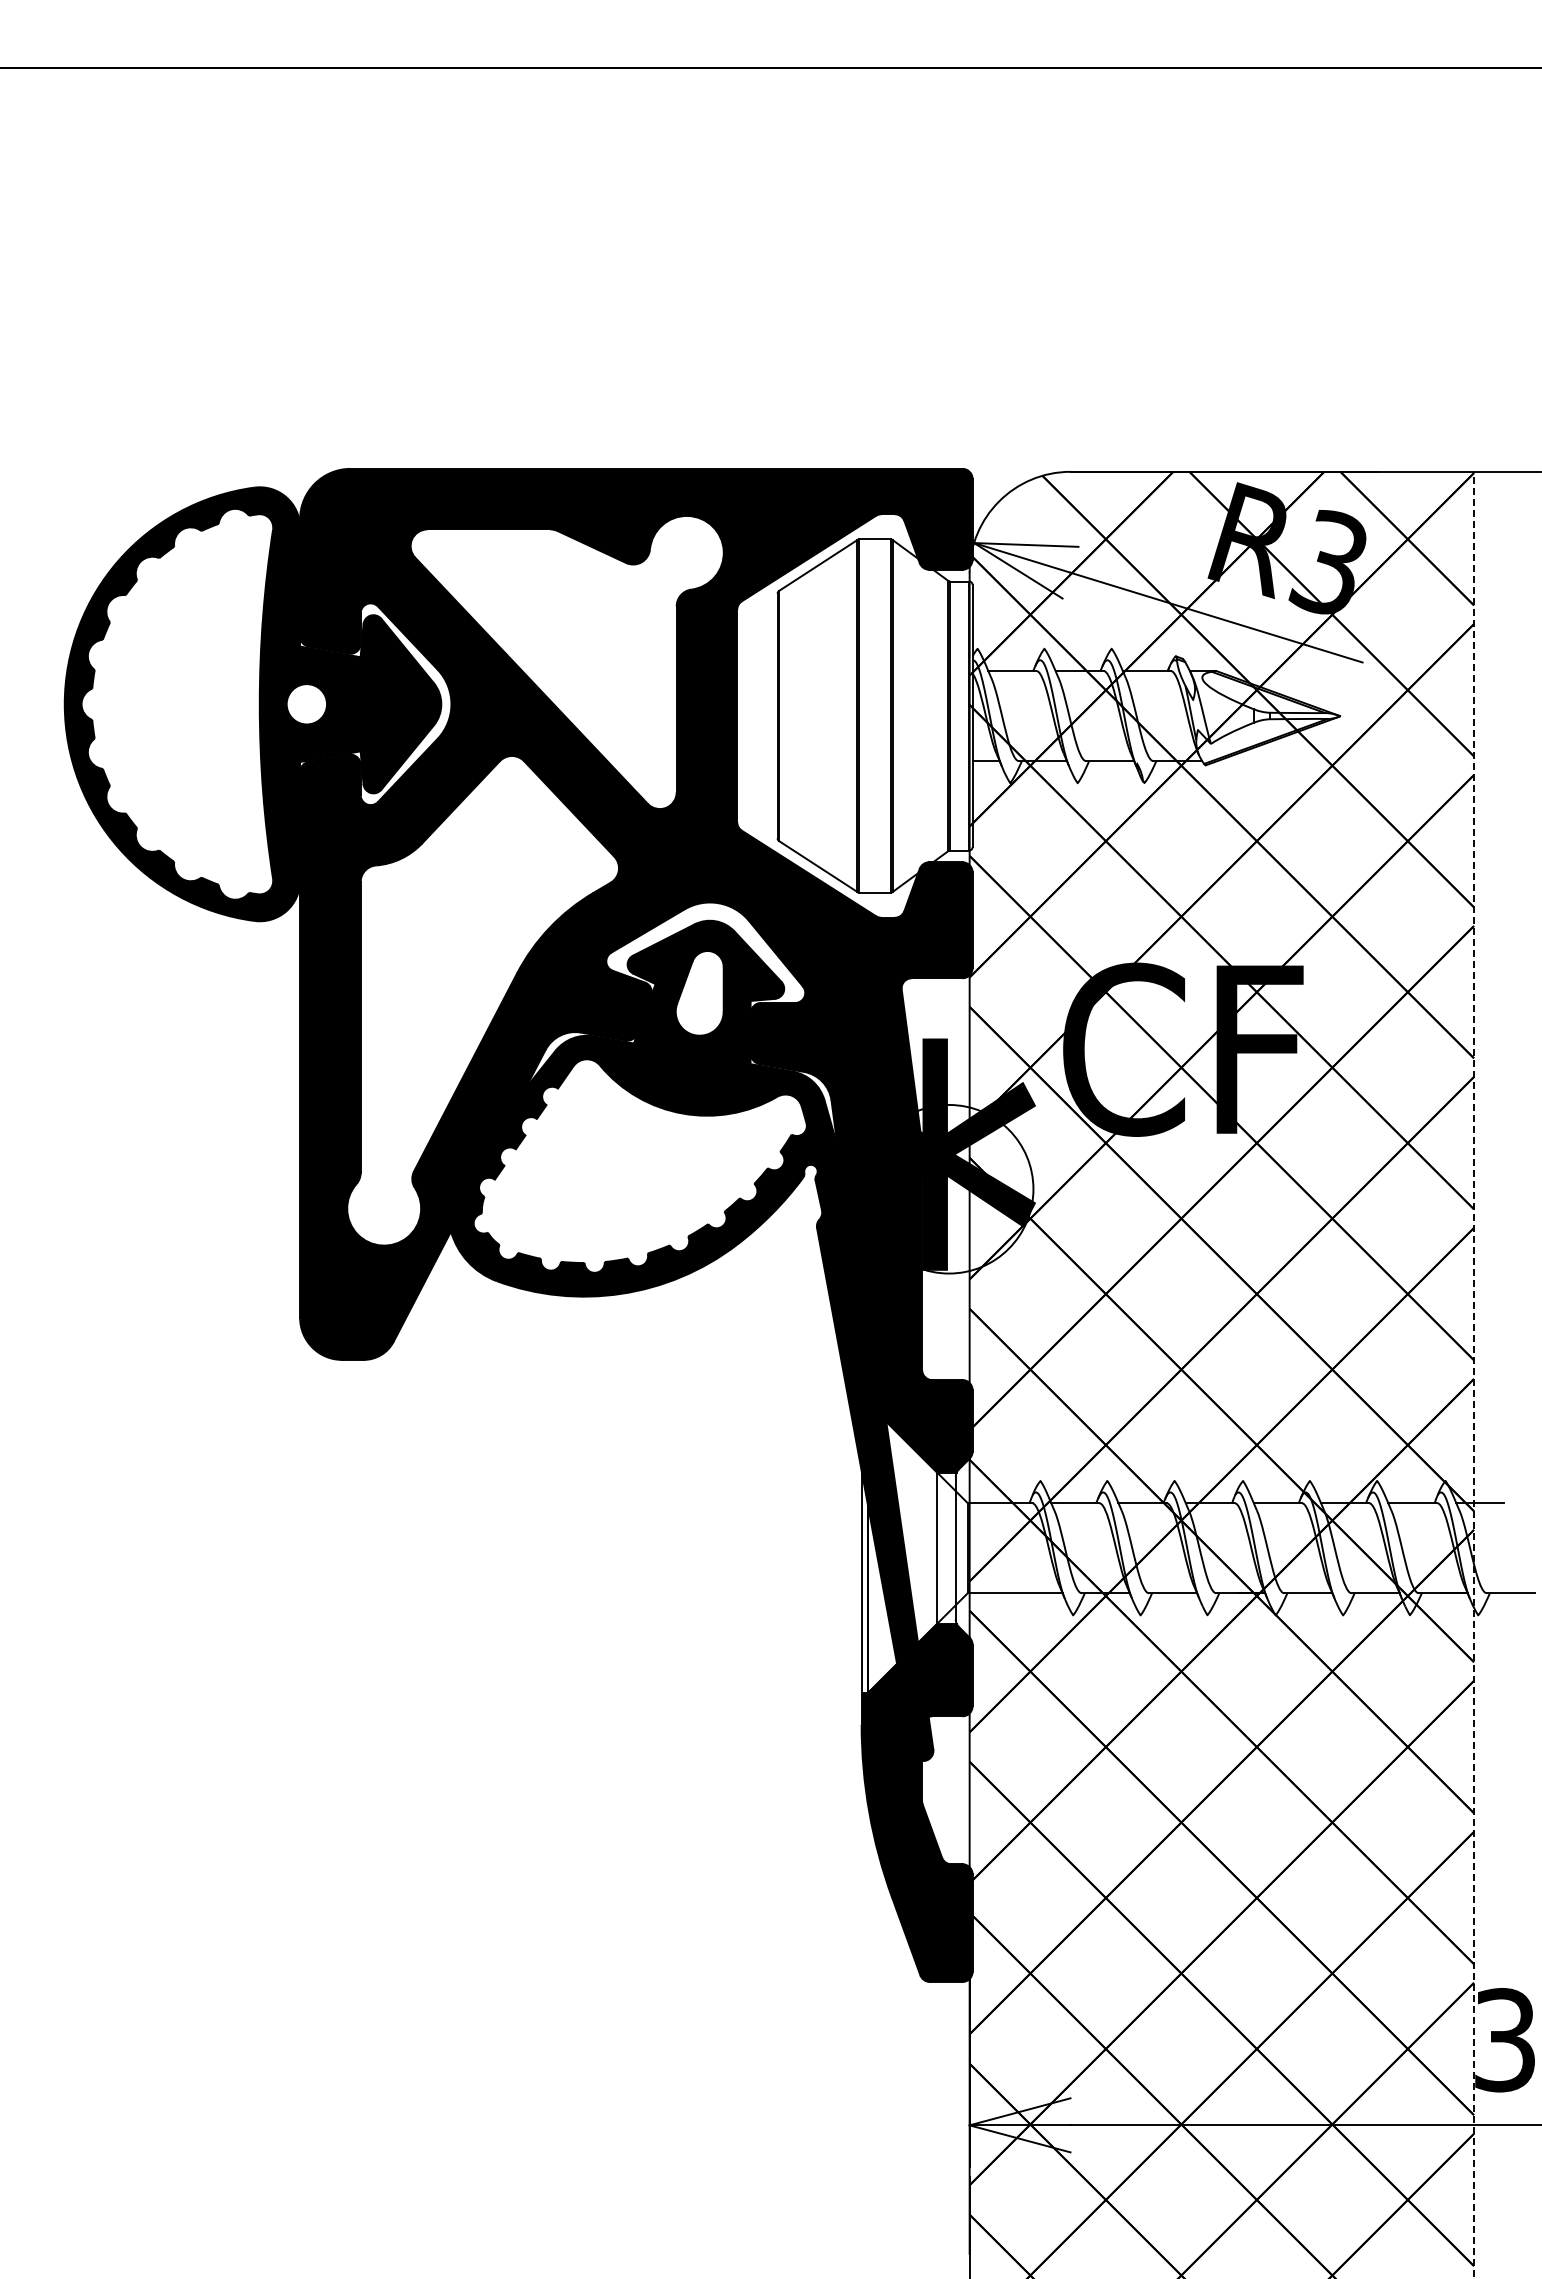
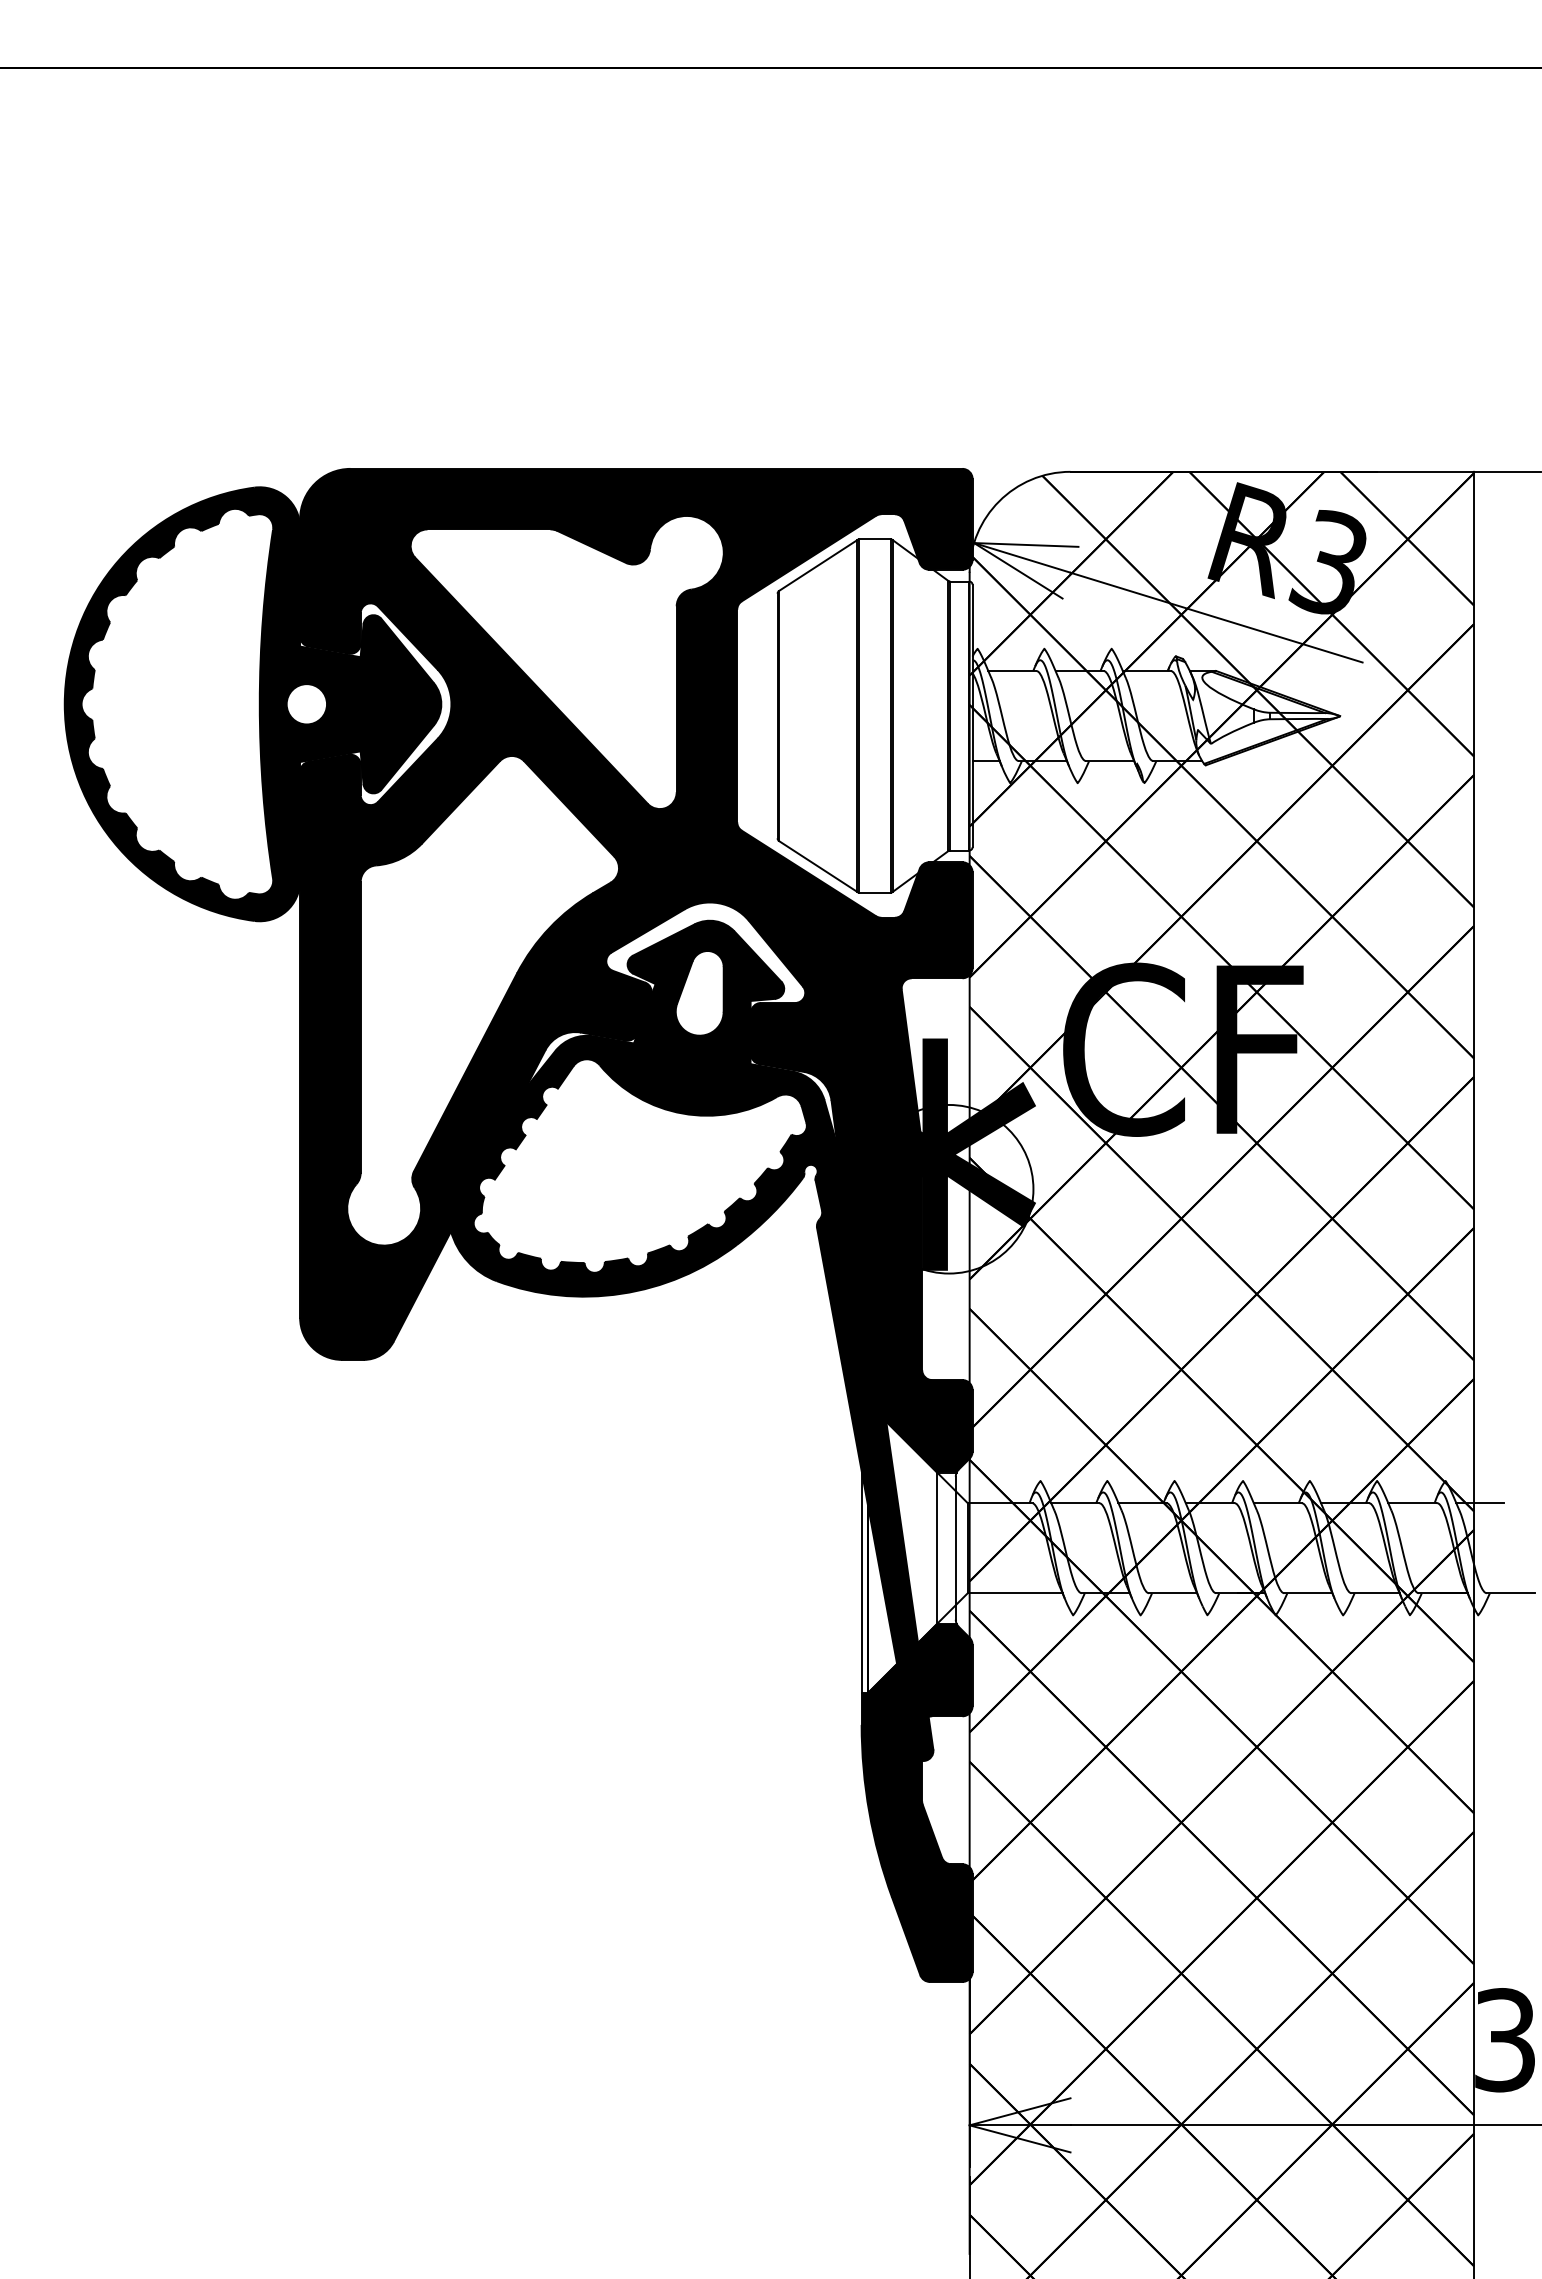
line: dashed -> solid (1473, 1374)
